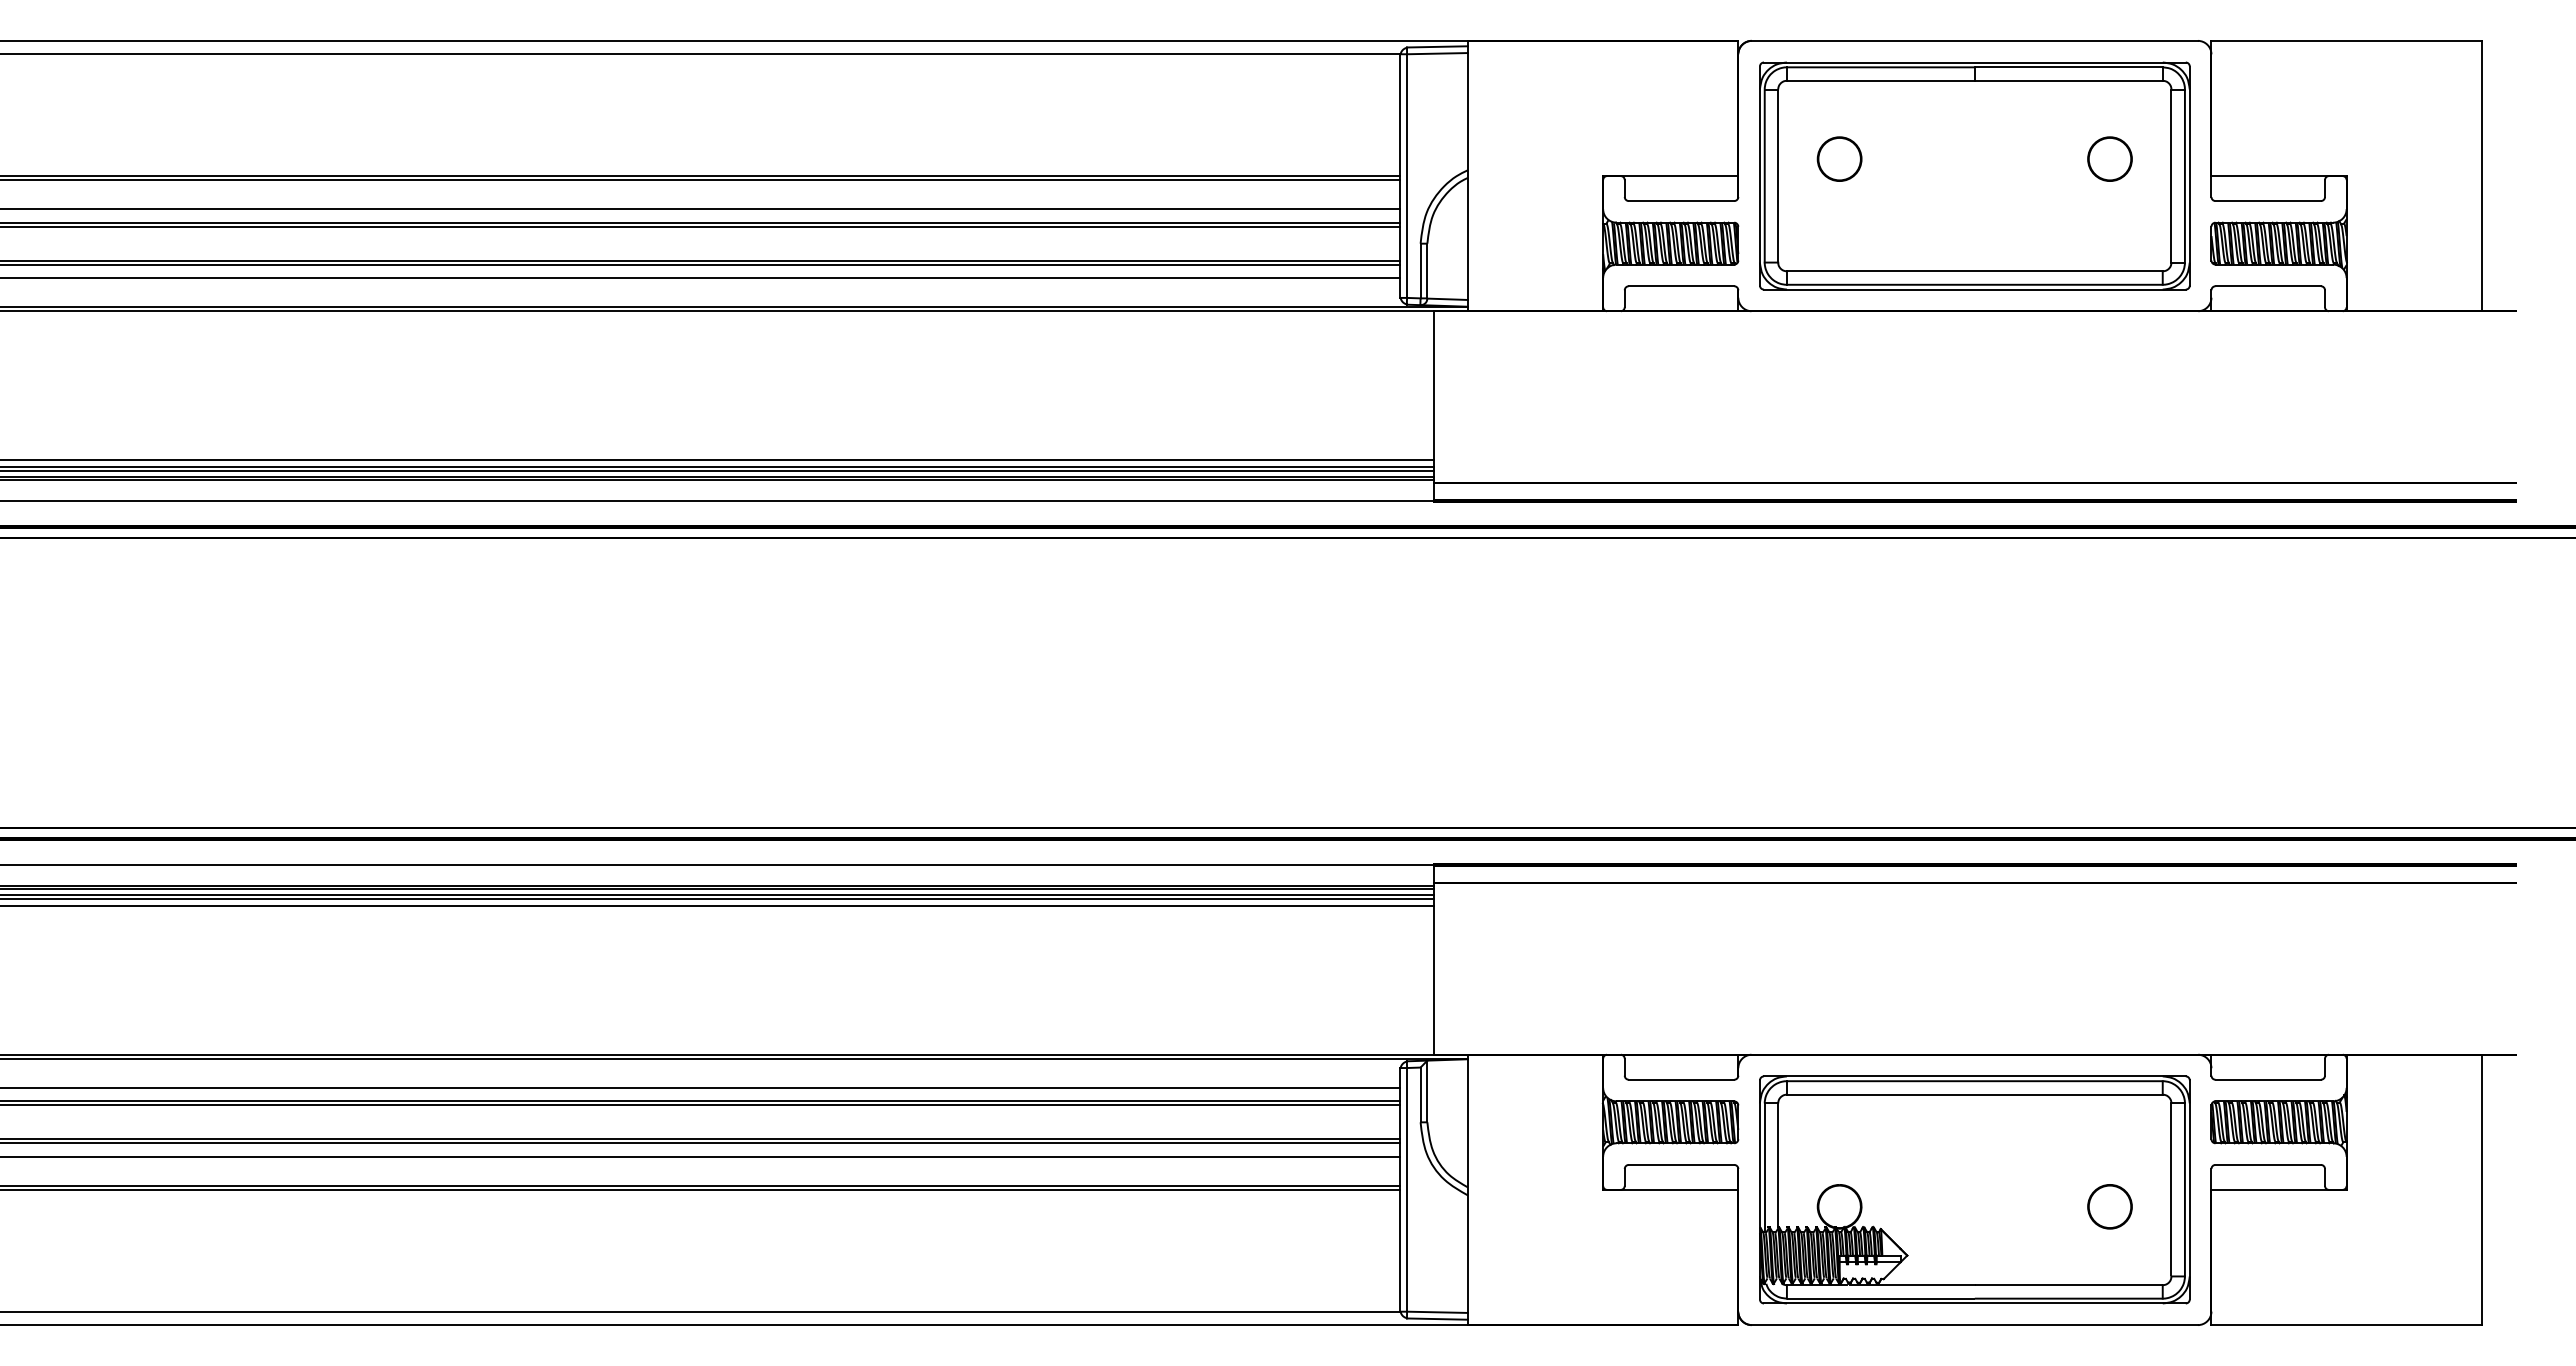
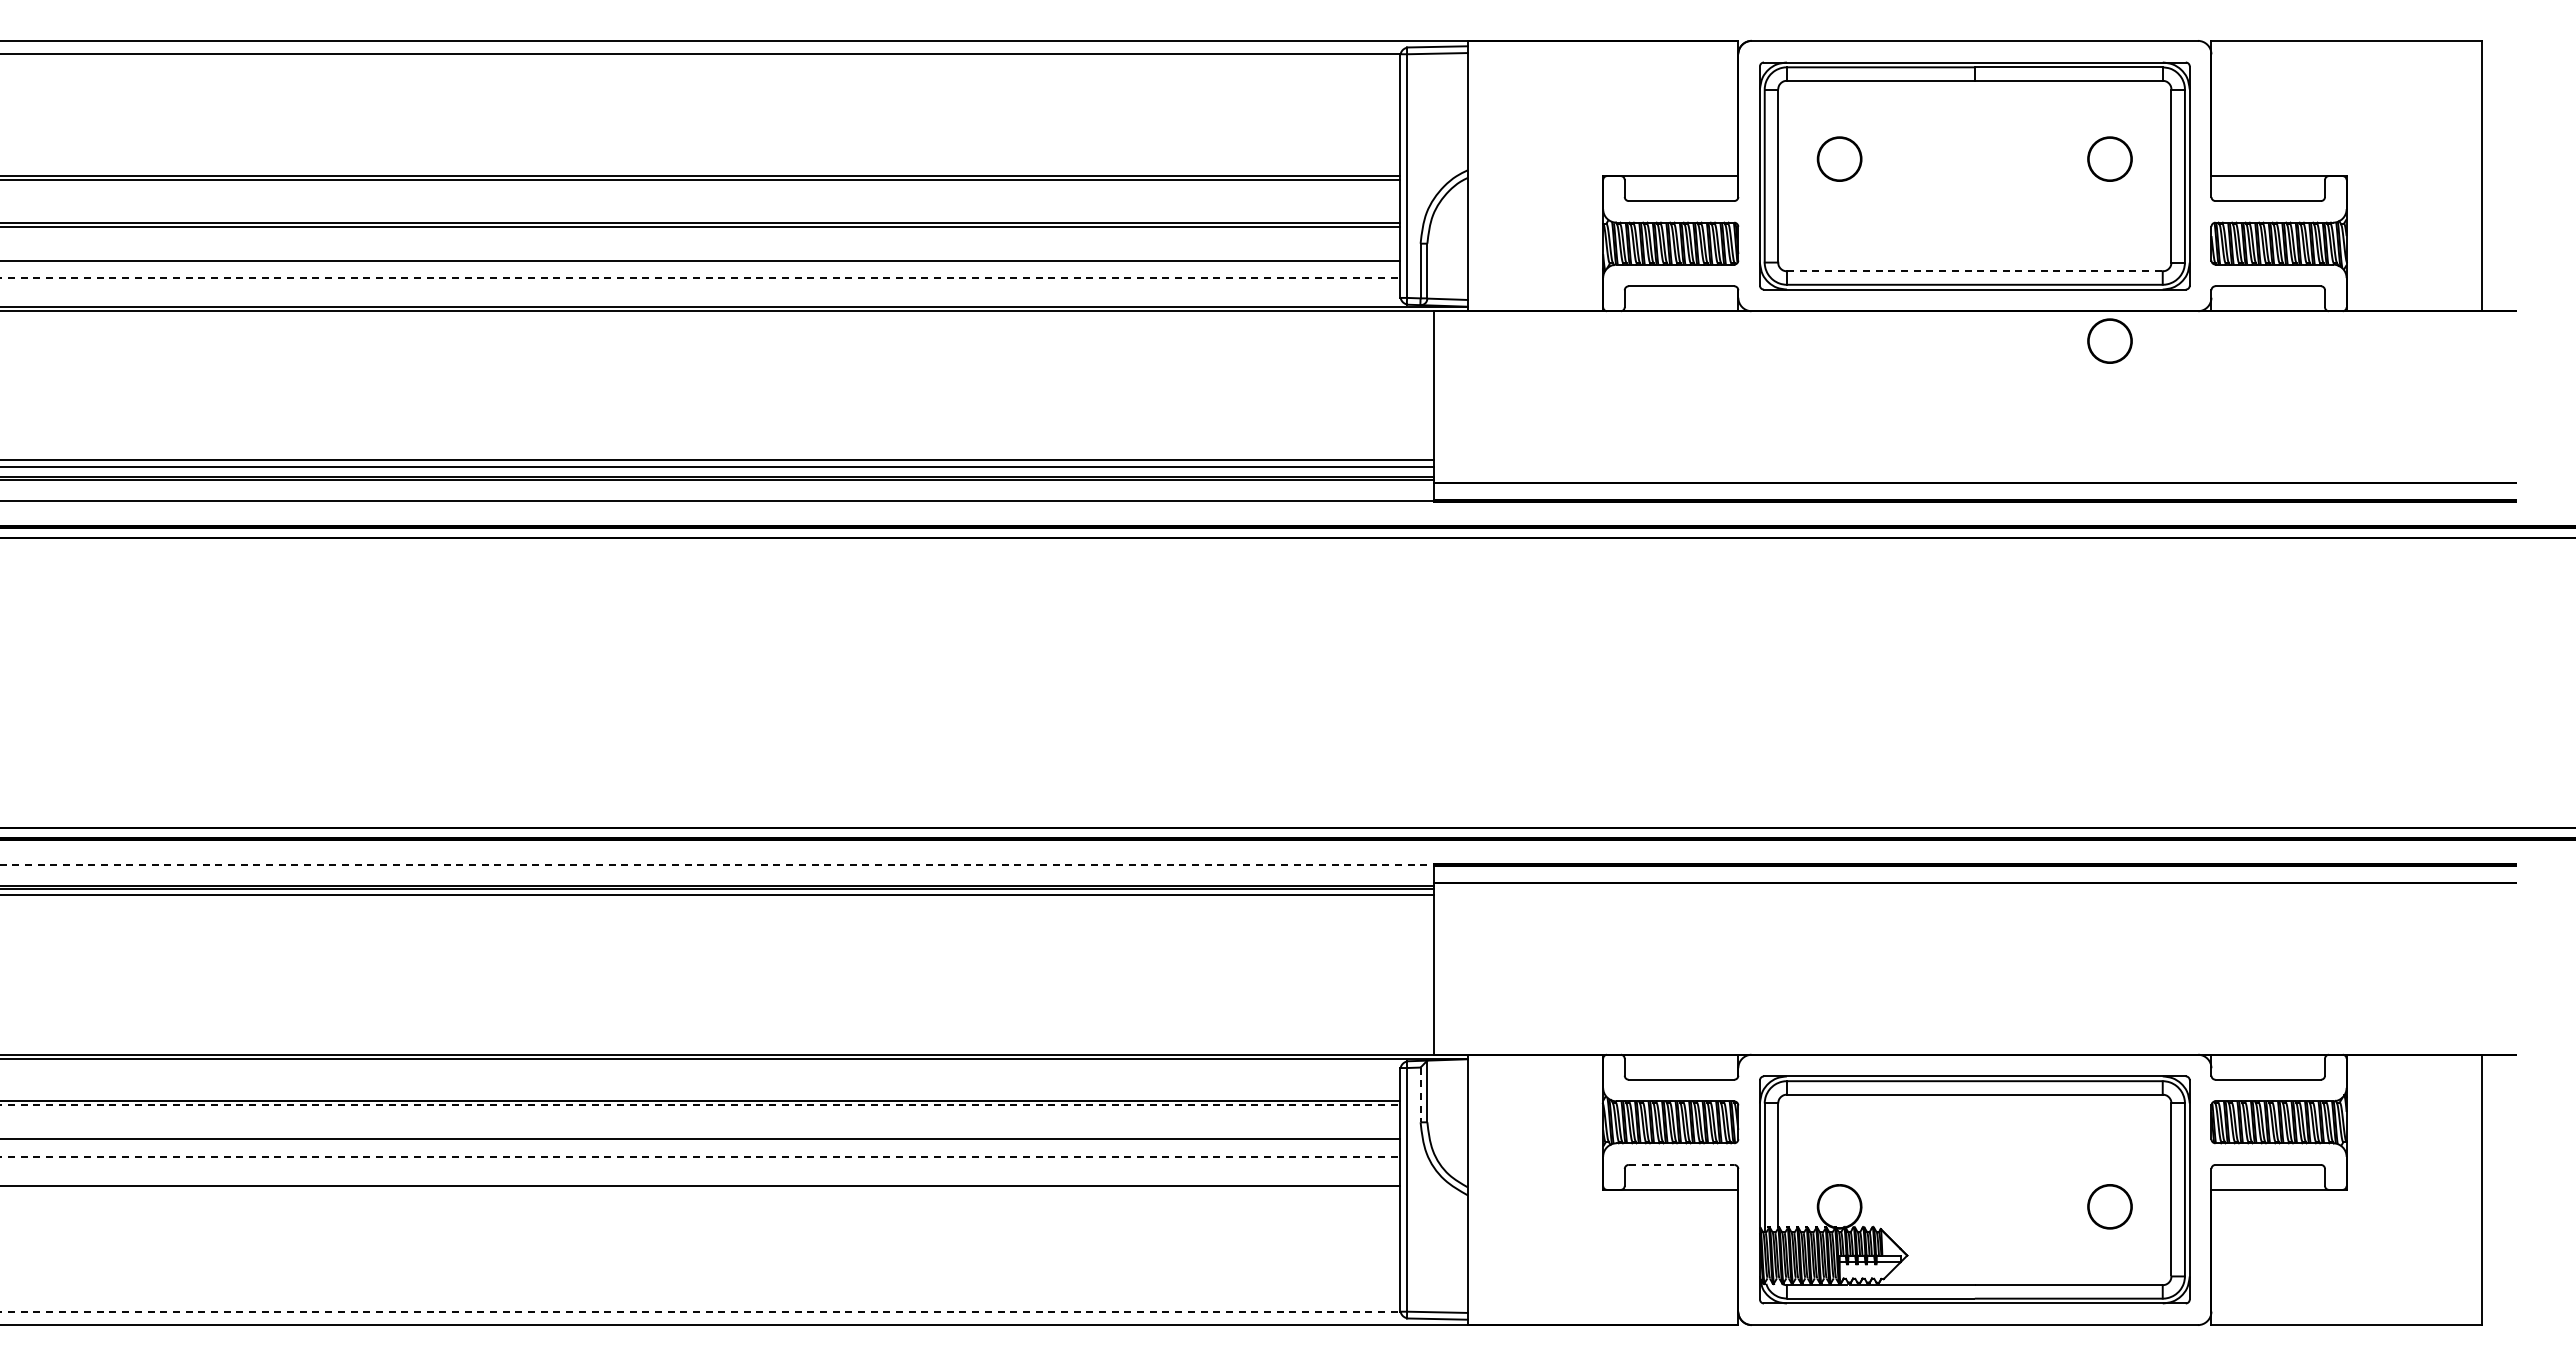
line: present -> none (701, 209)
line: present -> none (701, 264)
line: solid -> dashed (1974, 271)
line: solid -> dashed (700, 278)
circle: none -> present (2109, 340)
line: present -> none (718, 471)
line: solid -> dashed (718, 864)
line: present -> none (718, 899)
line: present -> none (718, 906)
line: present -> none (701, 1087)
line: solid -> dashed (1420, 1095)
line: solid -> dashed (700, 1105)
line: present -> none (701, 1143)
line: solid -> dashed (700, 1156)
line: solid -> dashed (1681, 1164)
line: present -> none (701, 1189)
line: solid -> dashed (700, 1311)
